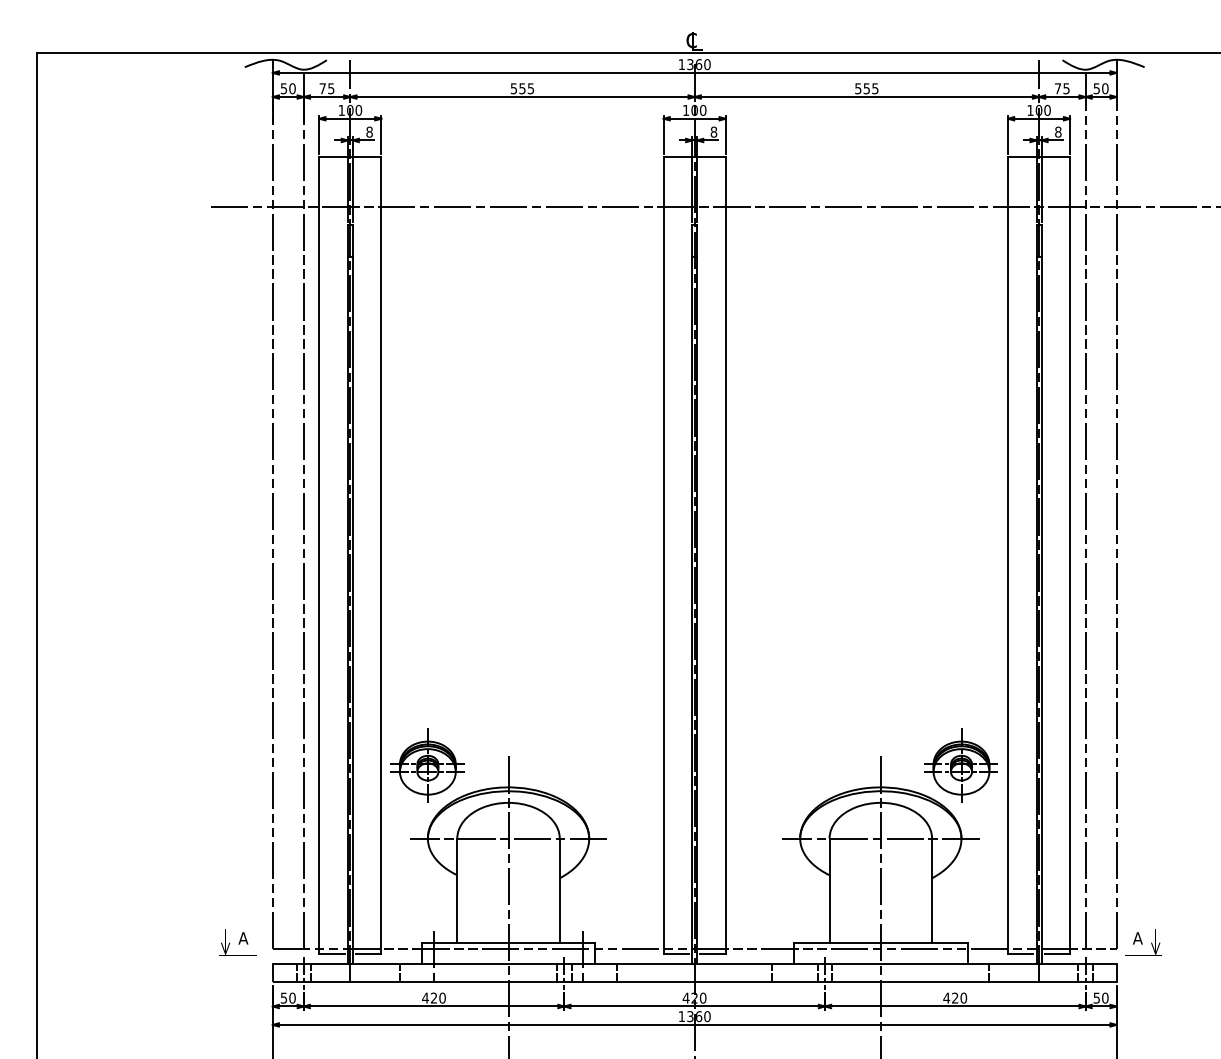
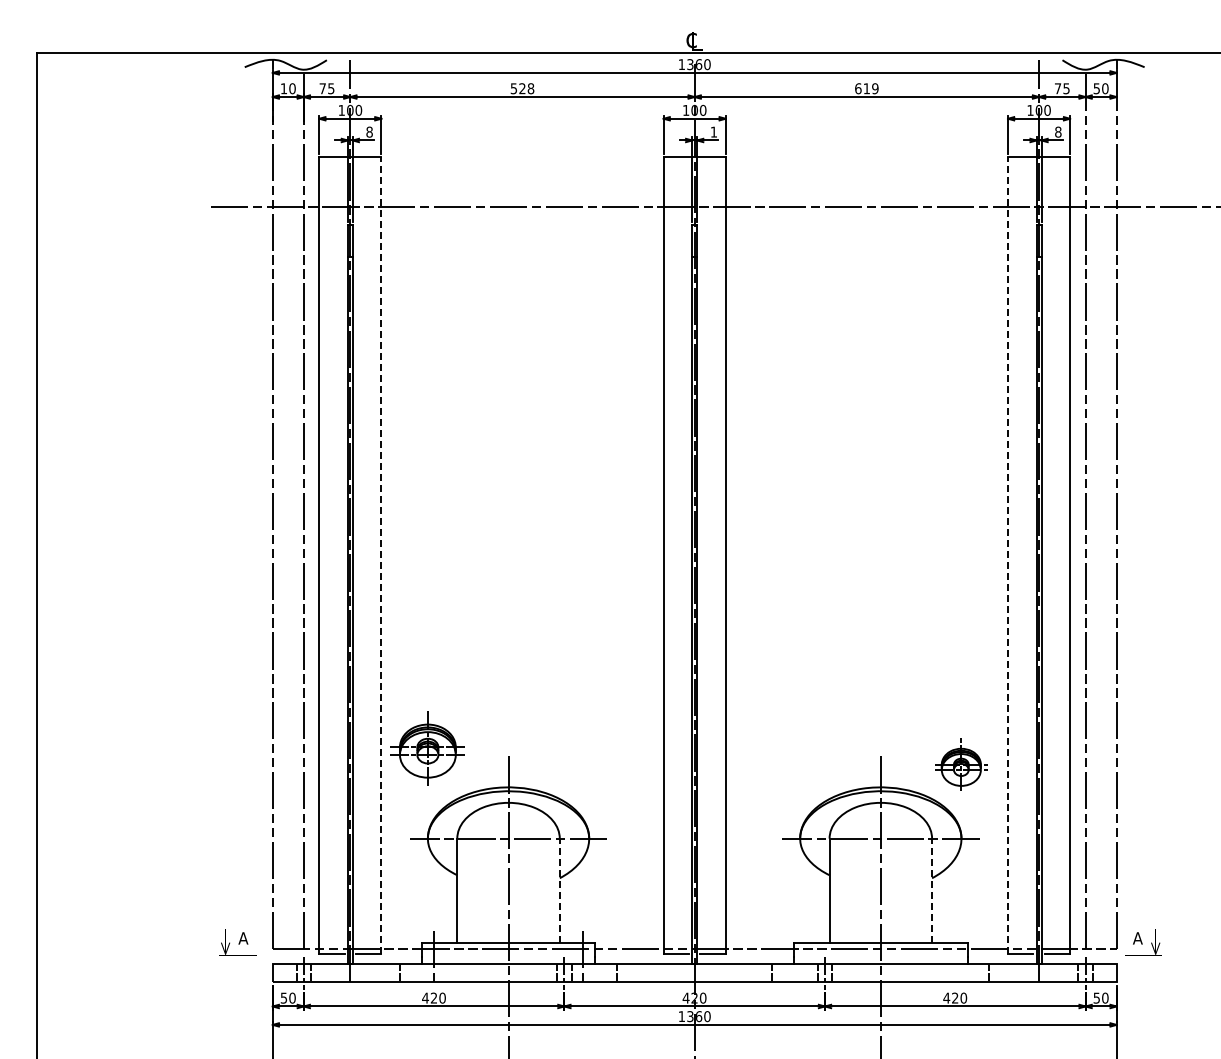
text: 50 -> 10 (283, 88)
text: 555 -> 528 (526, 88)
text: 555 -> 619 (866, 88)
text: 8 -> 1 (713, 131)
line: solid -> dashed (381, 554)
line: solid -> dashed (1008, 554)
part position: (427, 765) -> (427, 748) (427, 748)
part size: 74x75 px -> 53x53 px (961, 764)
line: solid -> dashed (559, 890)
line: solid -> dashed (932, 890)
